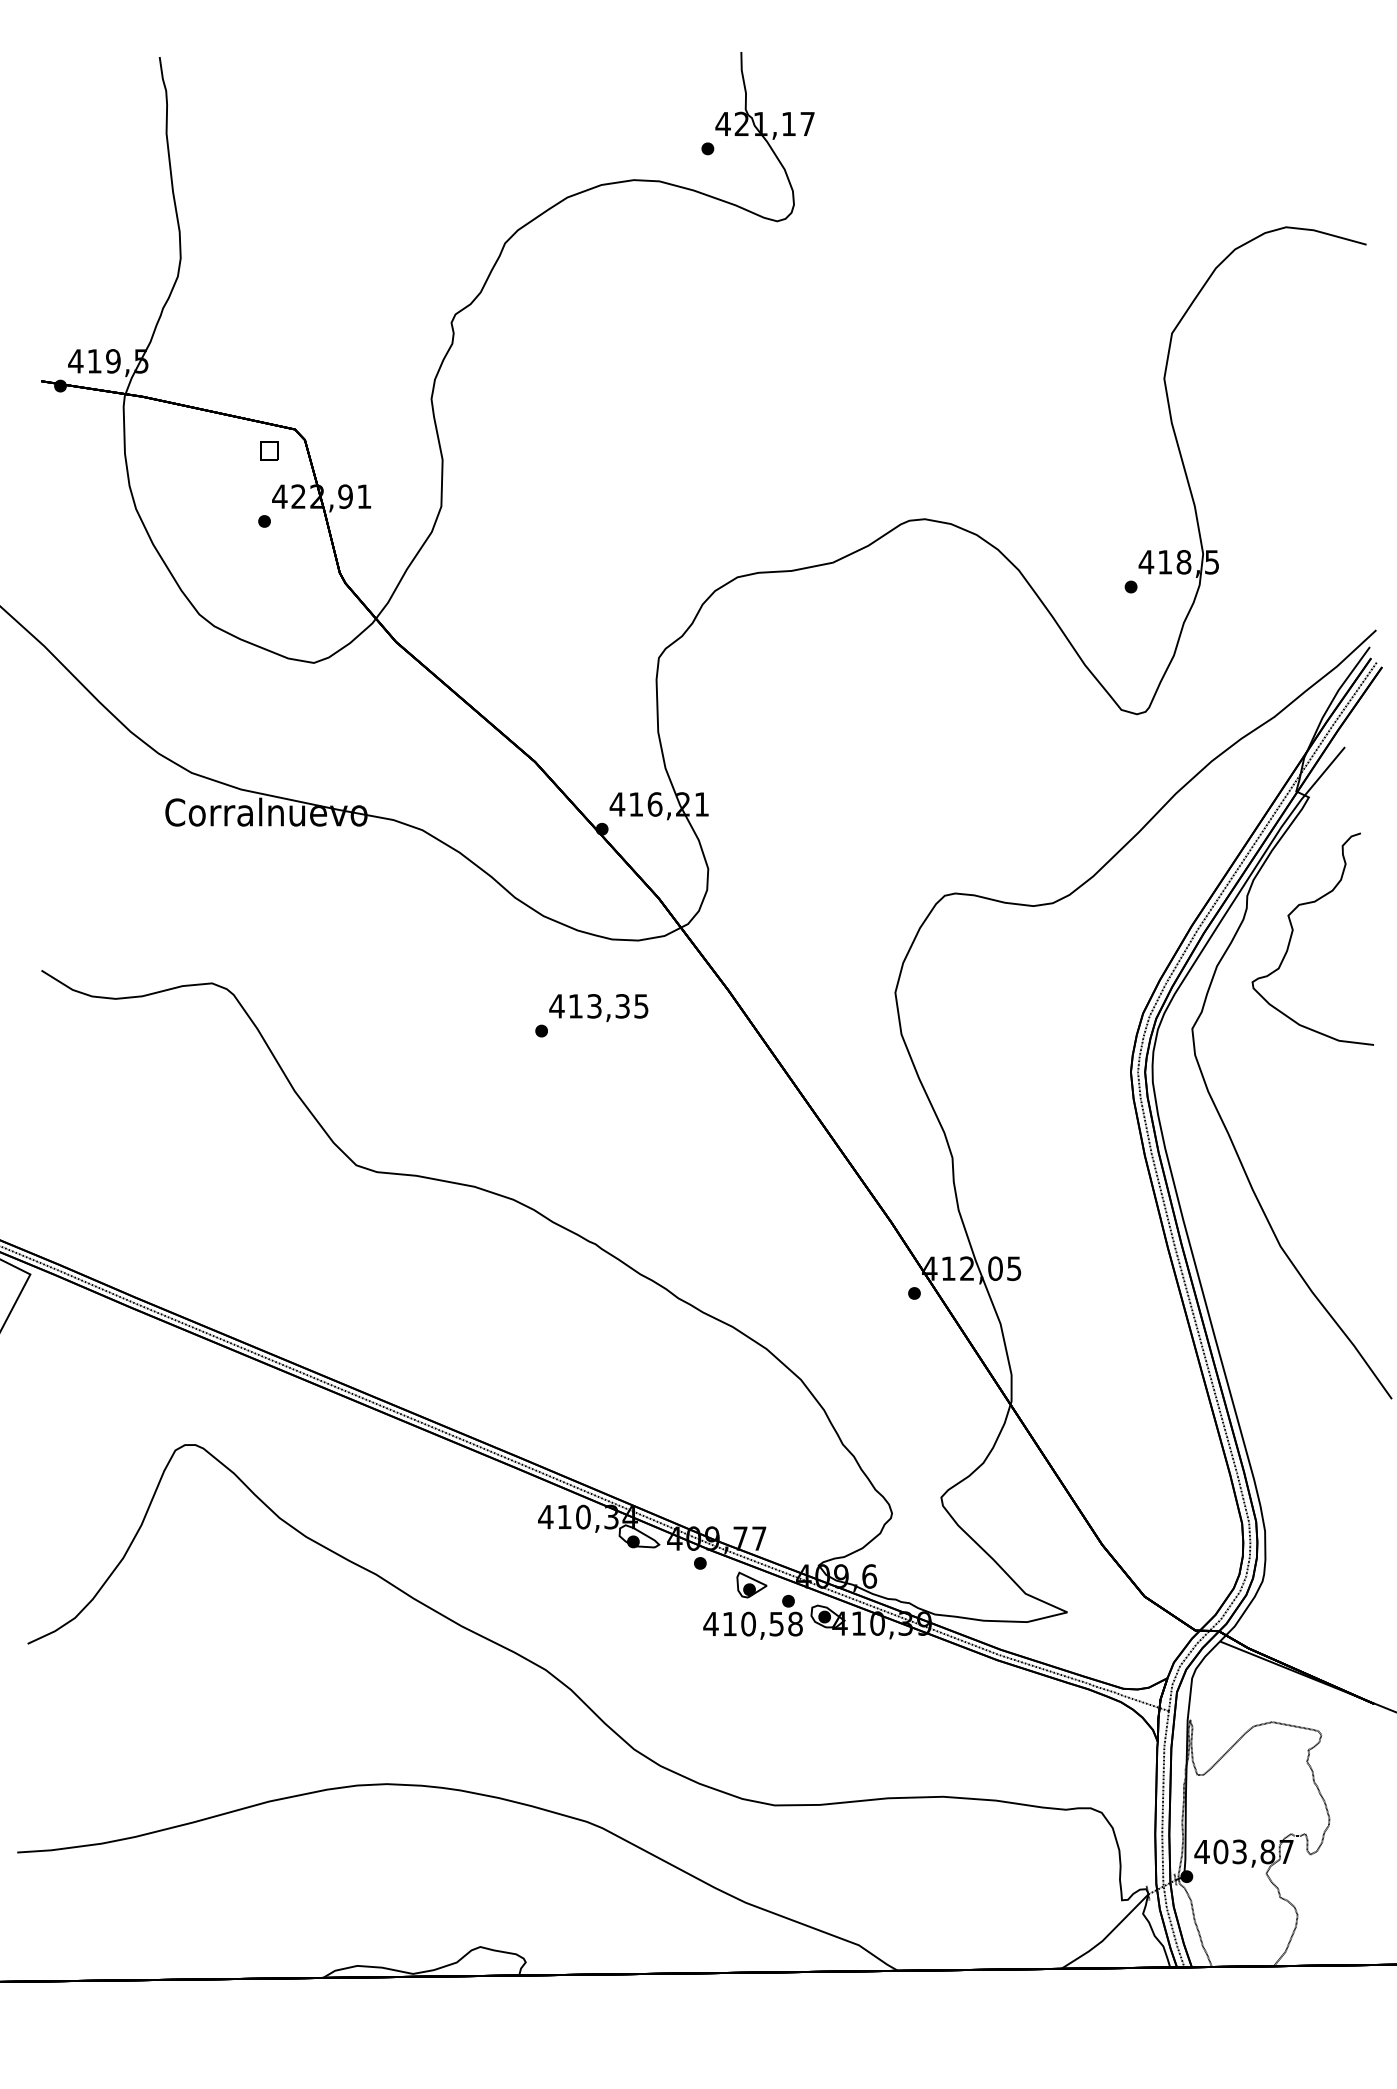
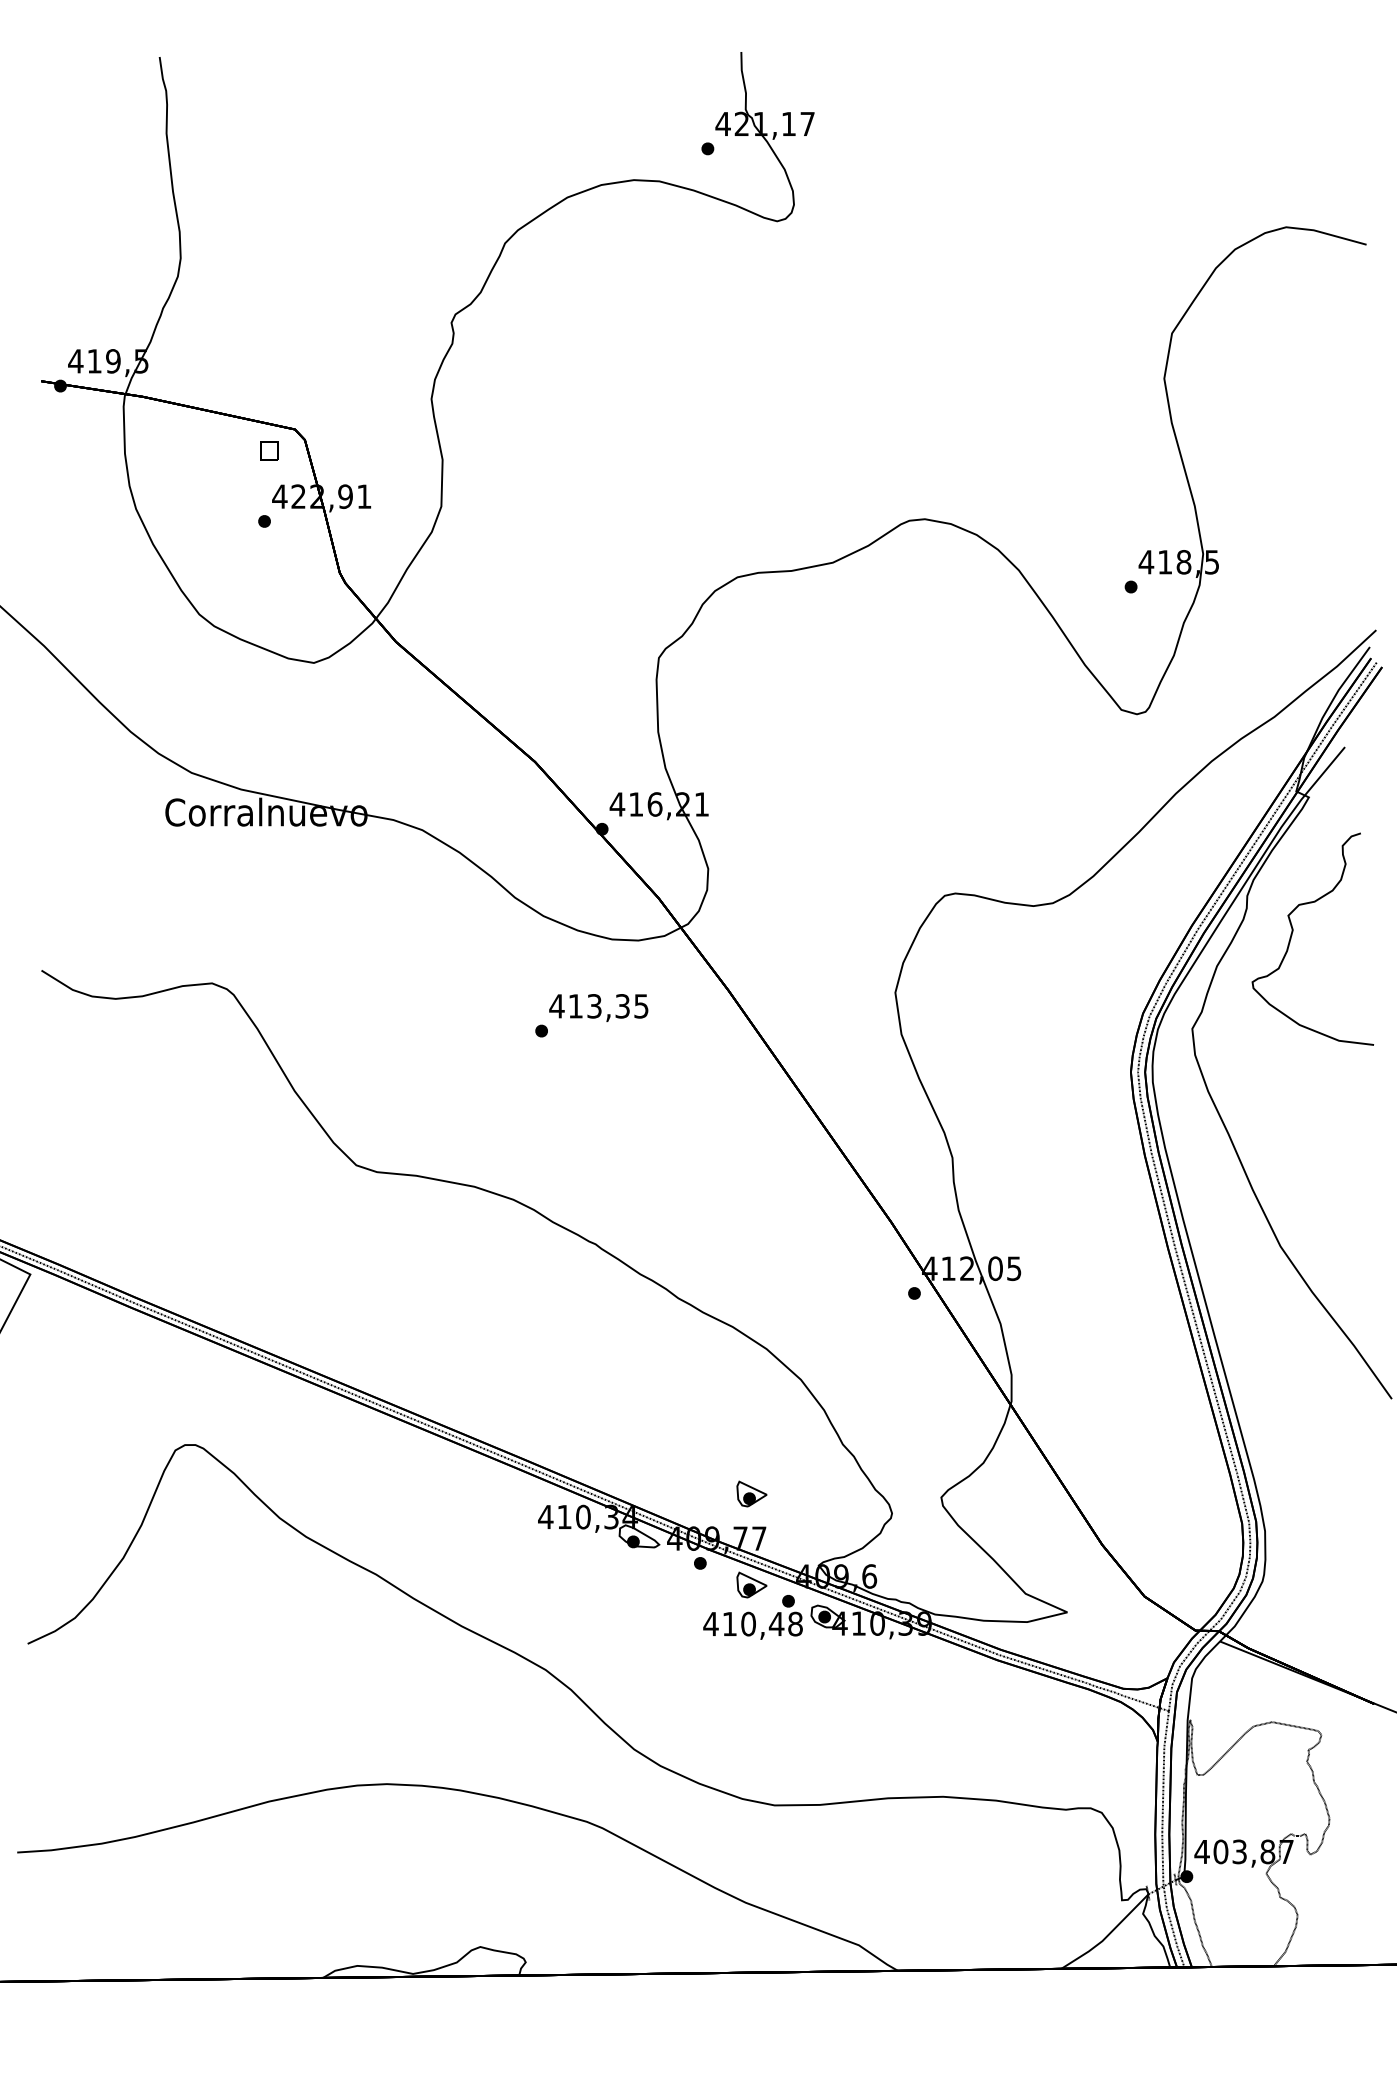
part: none -> present (751, 1493)
text: 410,58 -> 410,48 (776, 1624)
